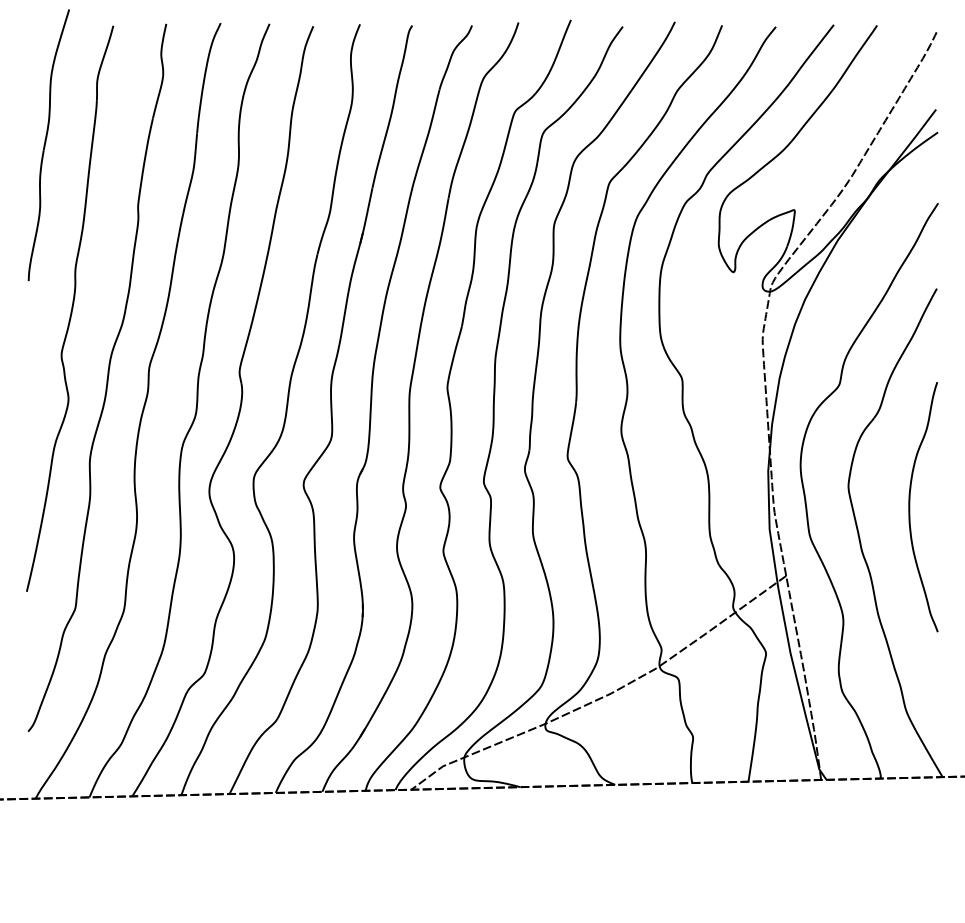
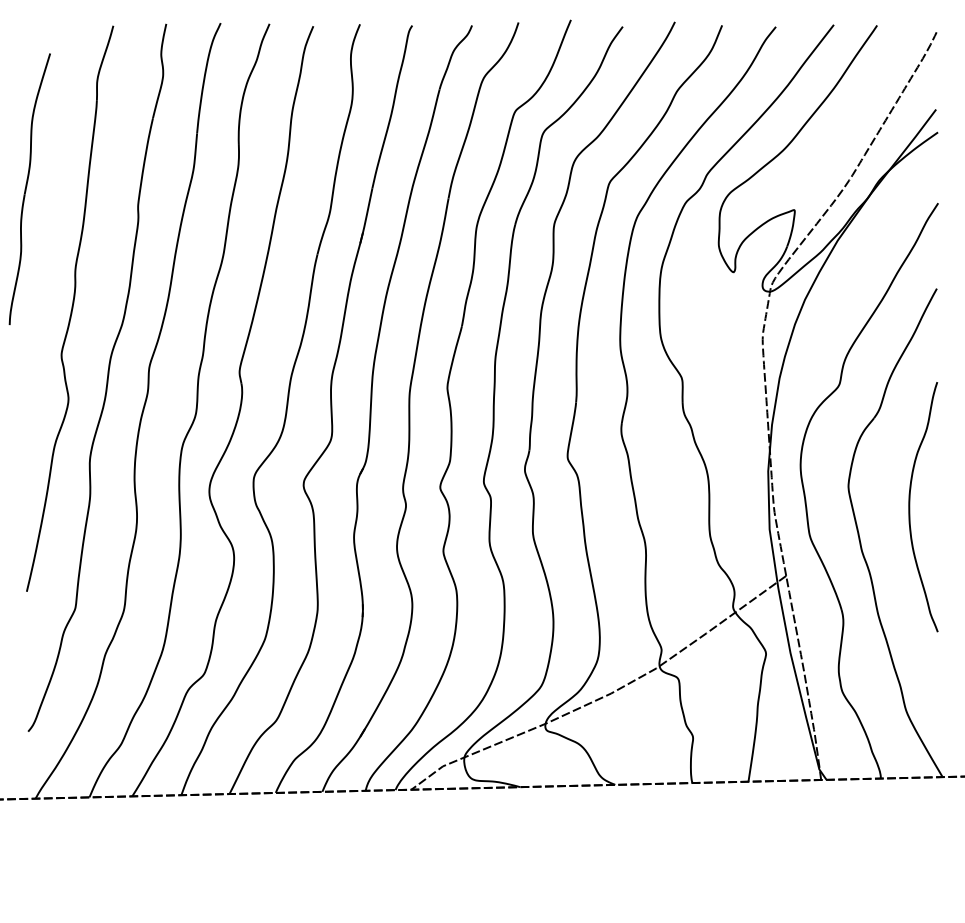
part position: (48, 144) -> (29, 188) (29, 188)
